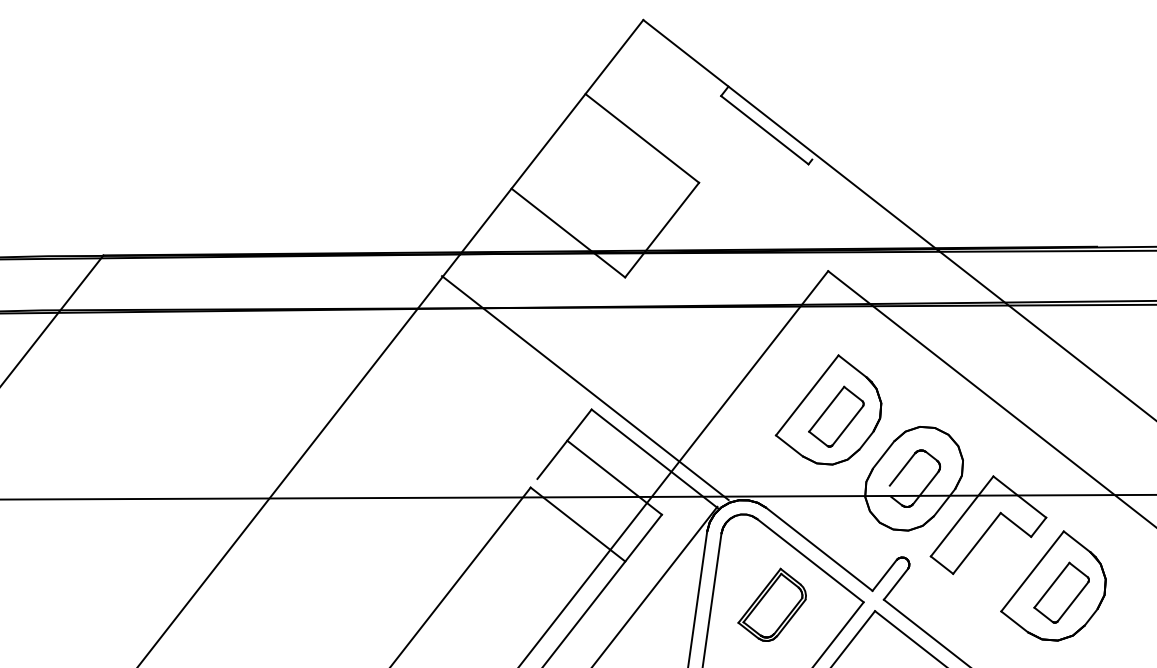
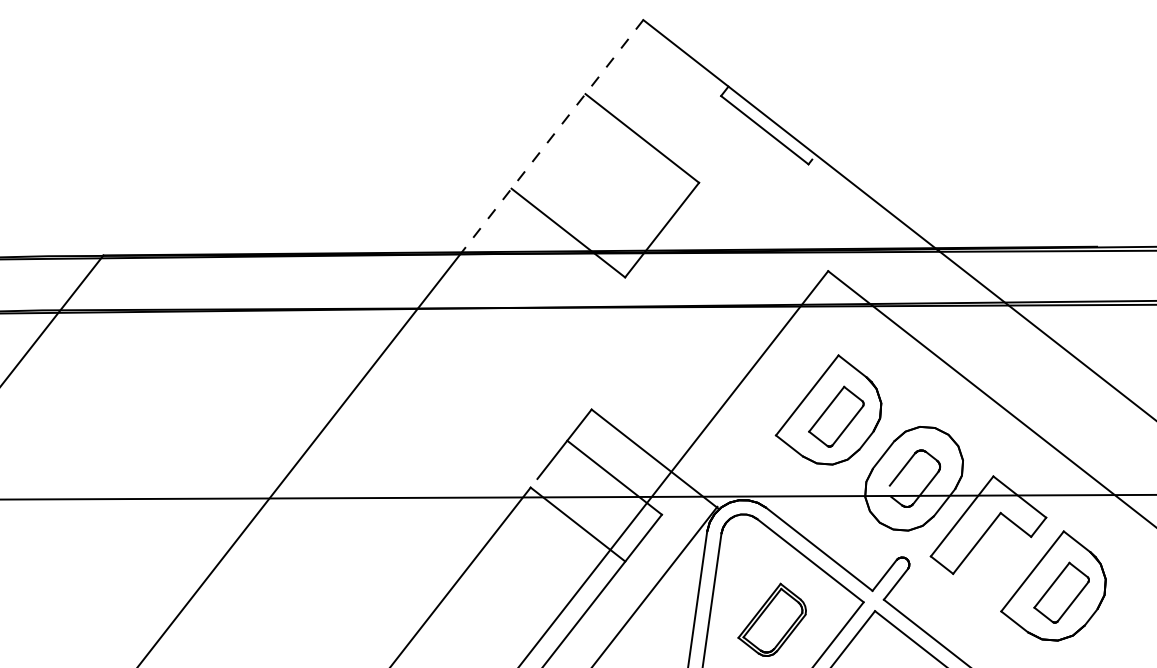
line: solid -> dashed (551, 137)
line: present -> none (585, 388)
part position: (771, 604) -> (771, 619) (771, 619)
